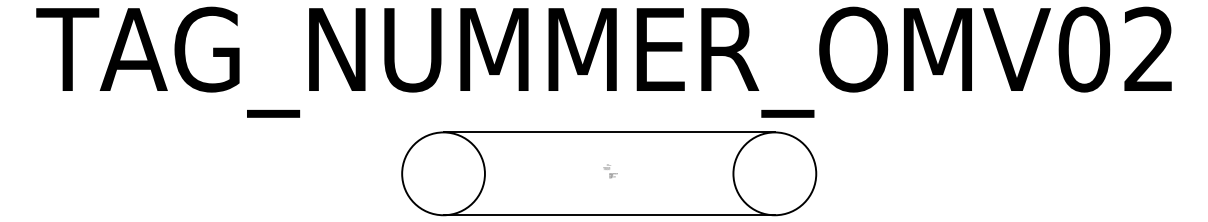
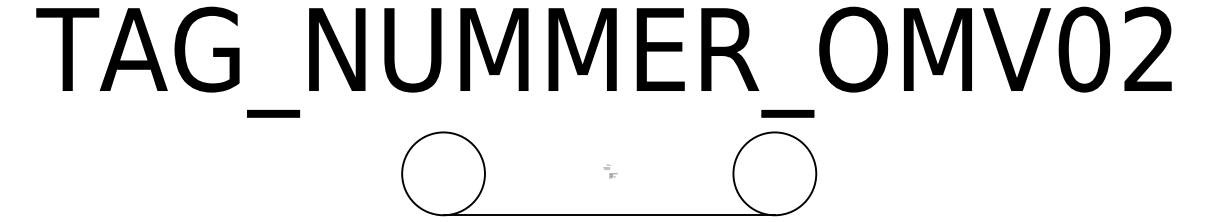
line: present -> none (608, 132)
